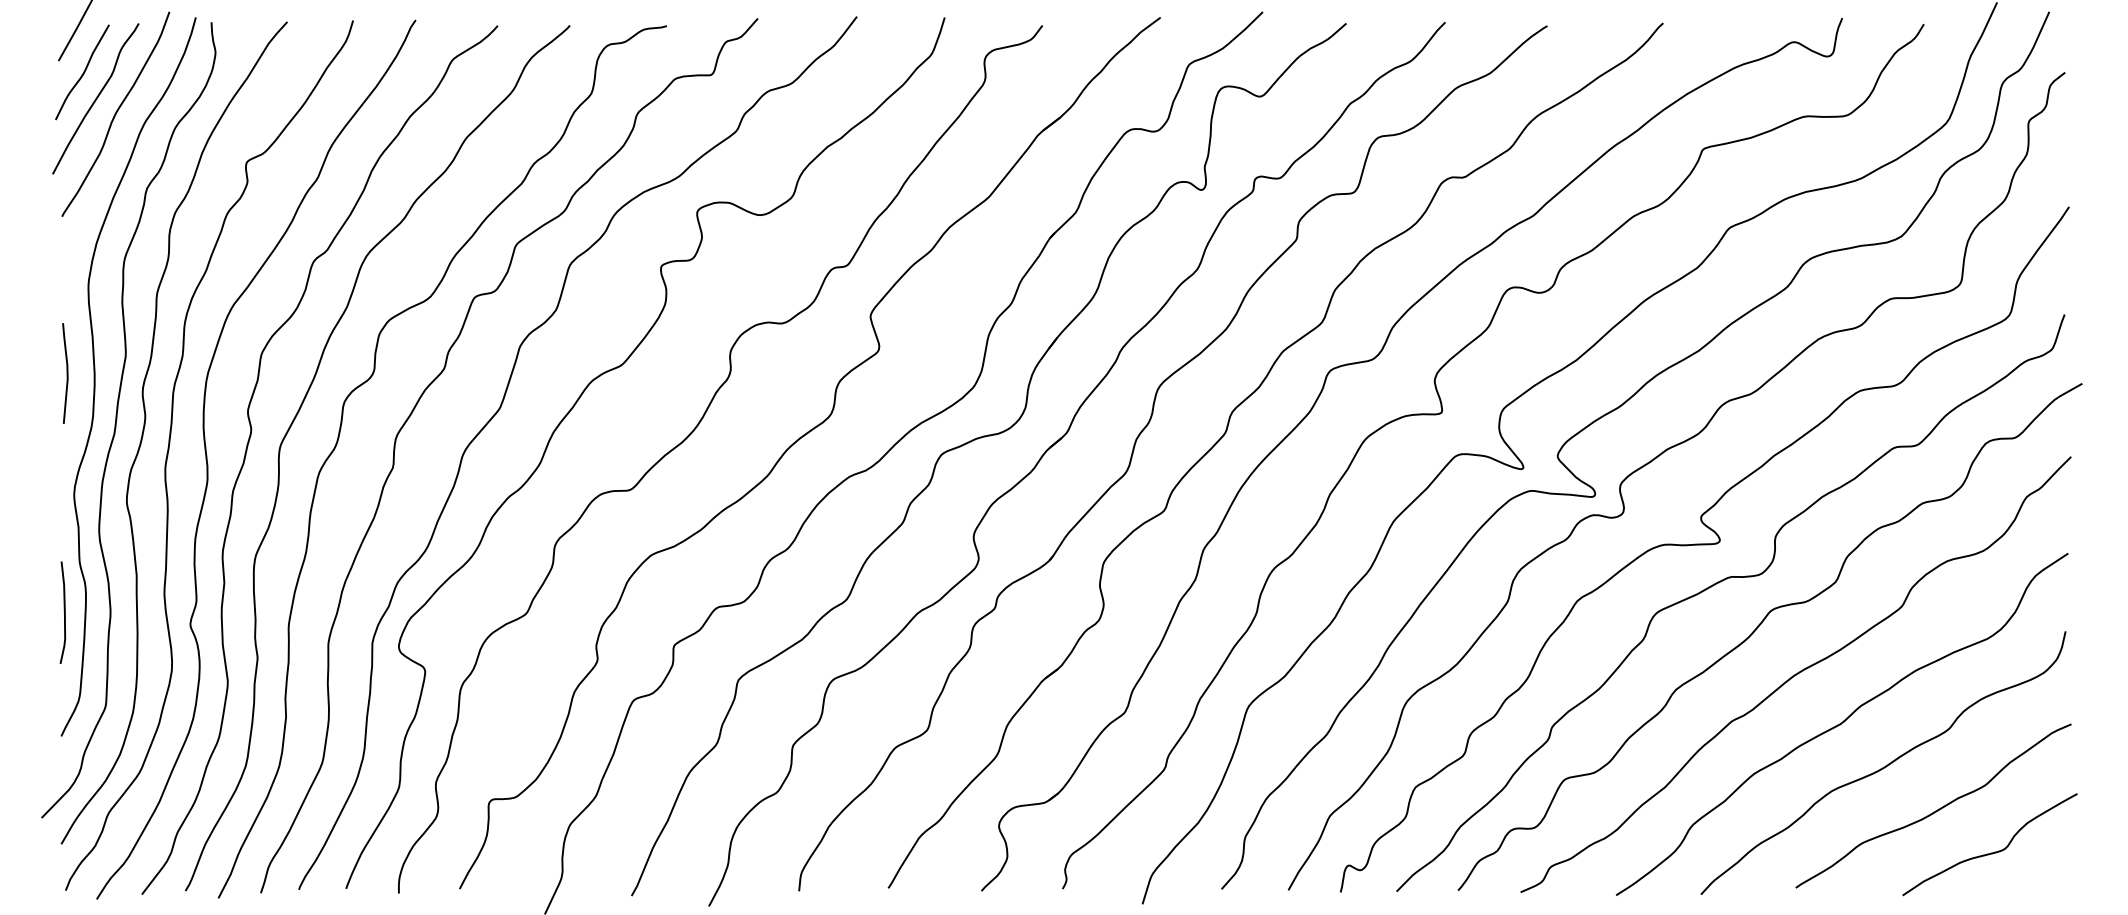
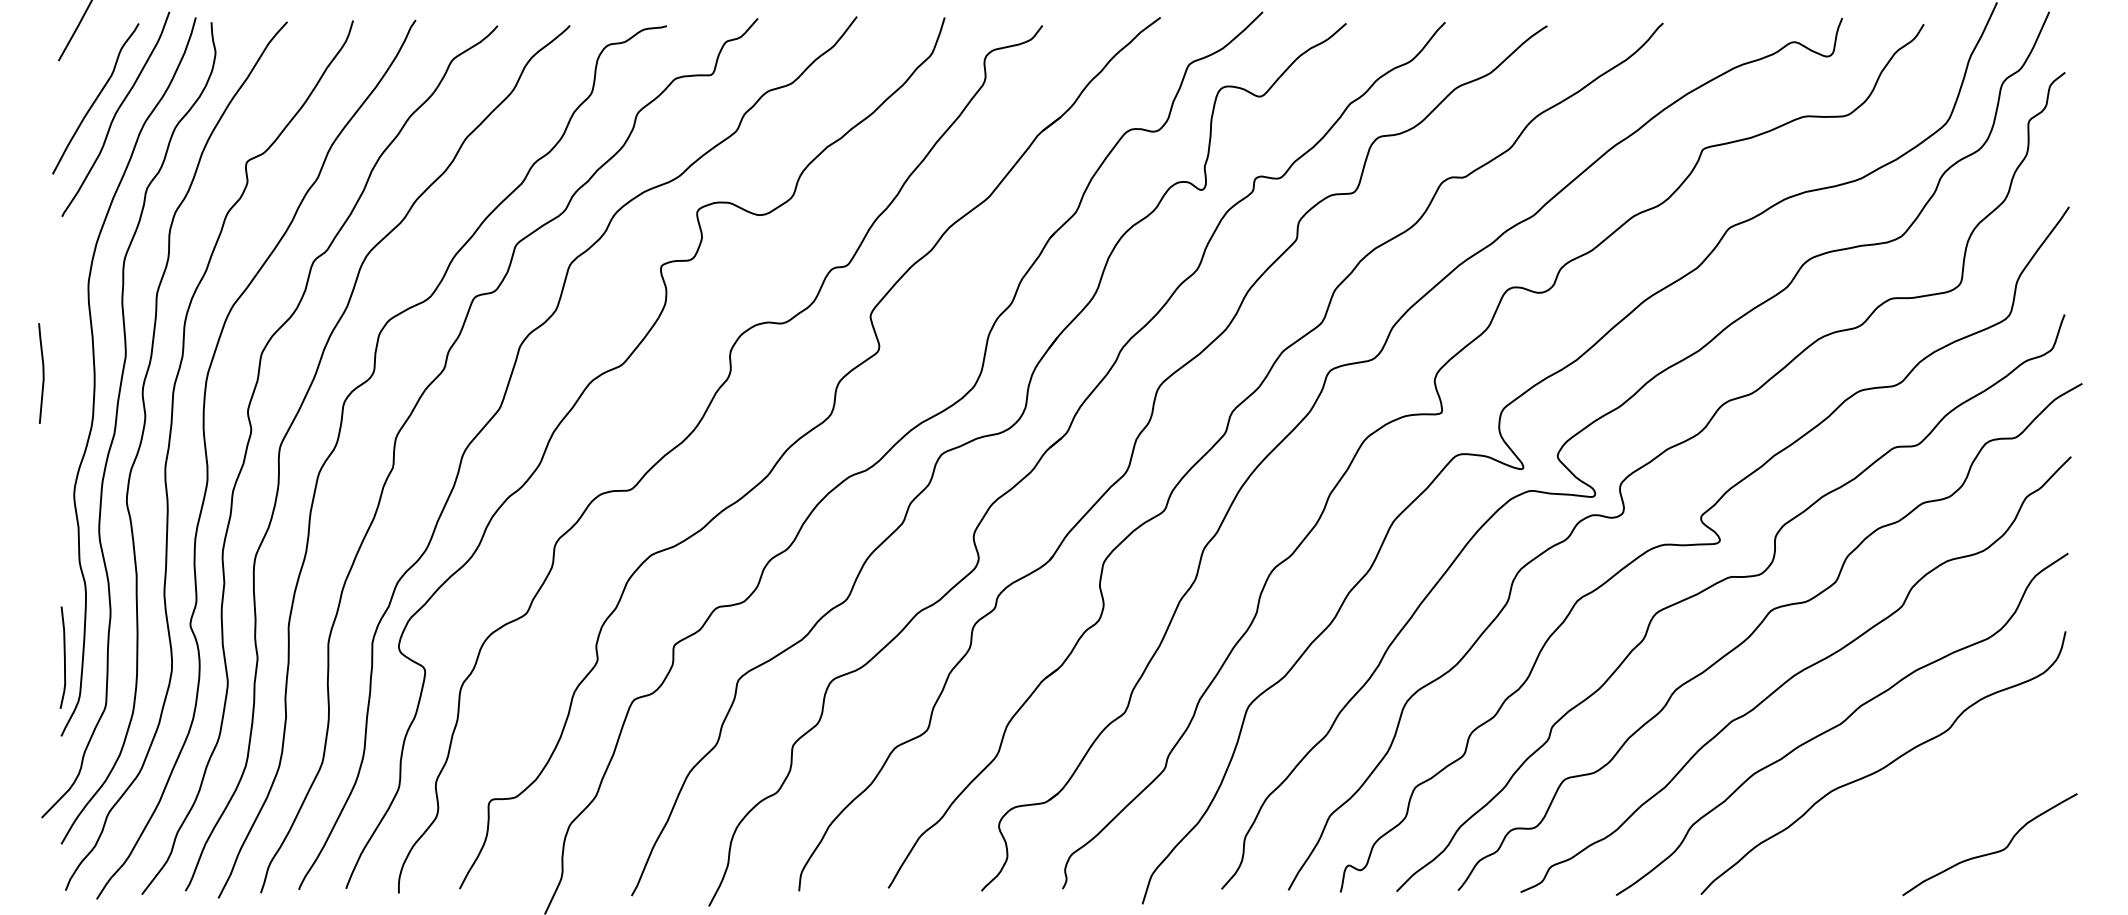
curve: present -> none (83, 72)
line position: (66, 373) -> (42, 373) (42, 373)
curve position: (64, 612) -> (64, 657) (64, 657)
curve: present -> none (1935, 810)
